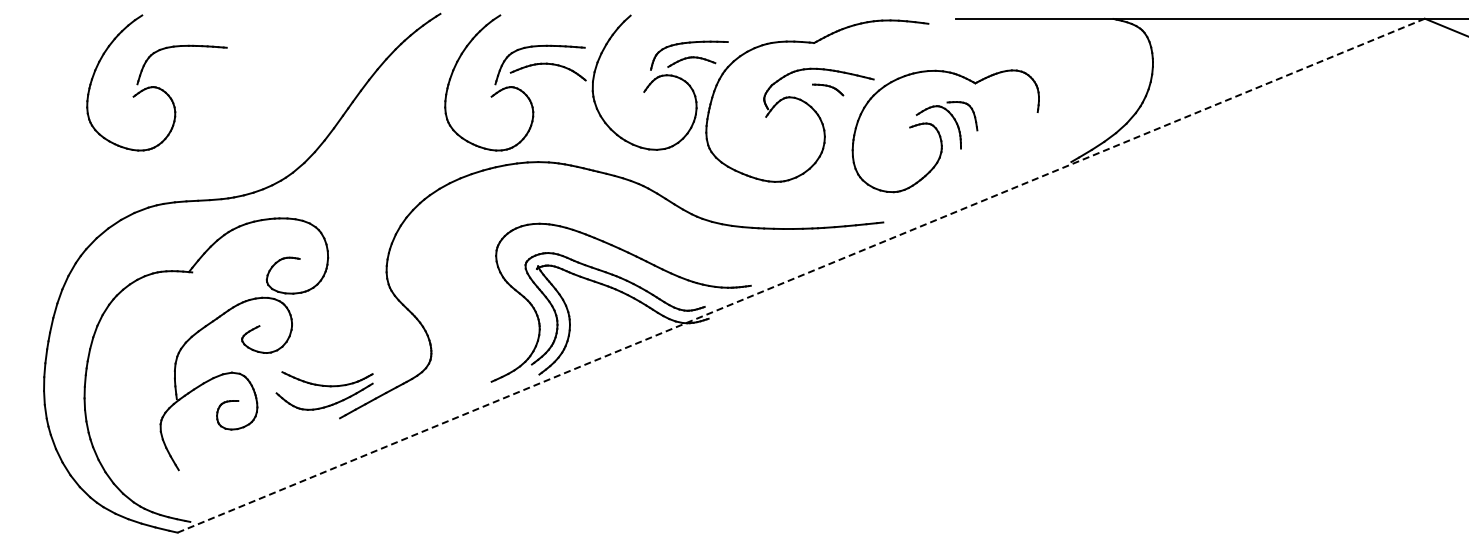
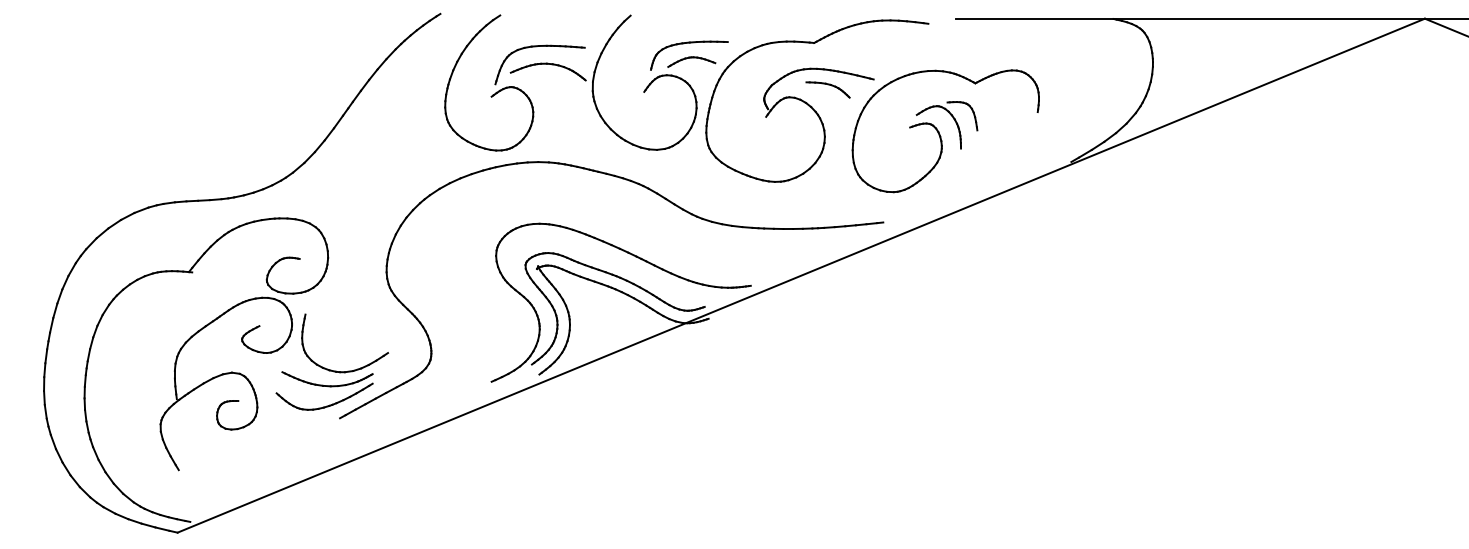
part: present -> none (156, 82)
part size: 33x14 px -> 46x18 px (827, 89)
line: dashed -> solid (801, 275)
part: none -> present (348, 370)
